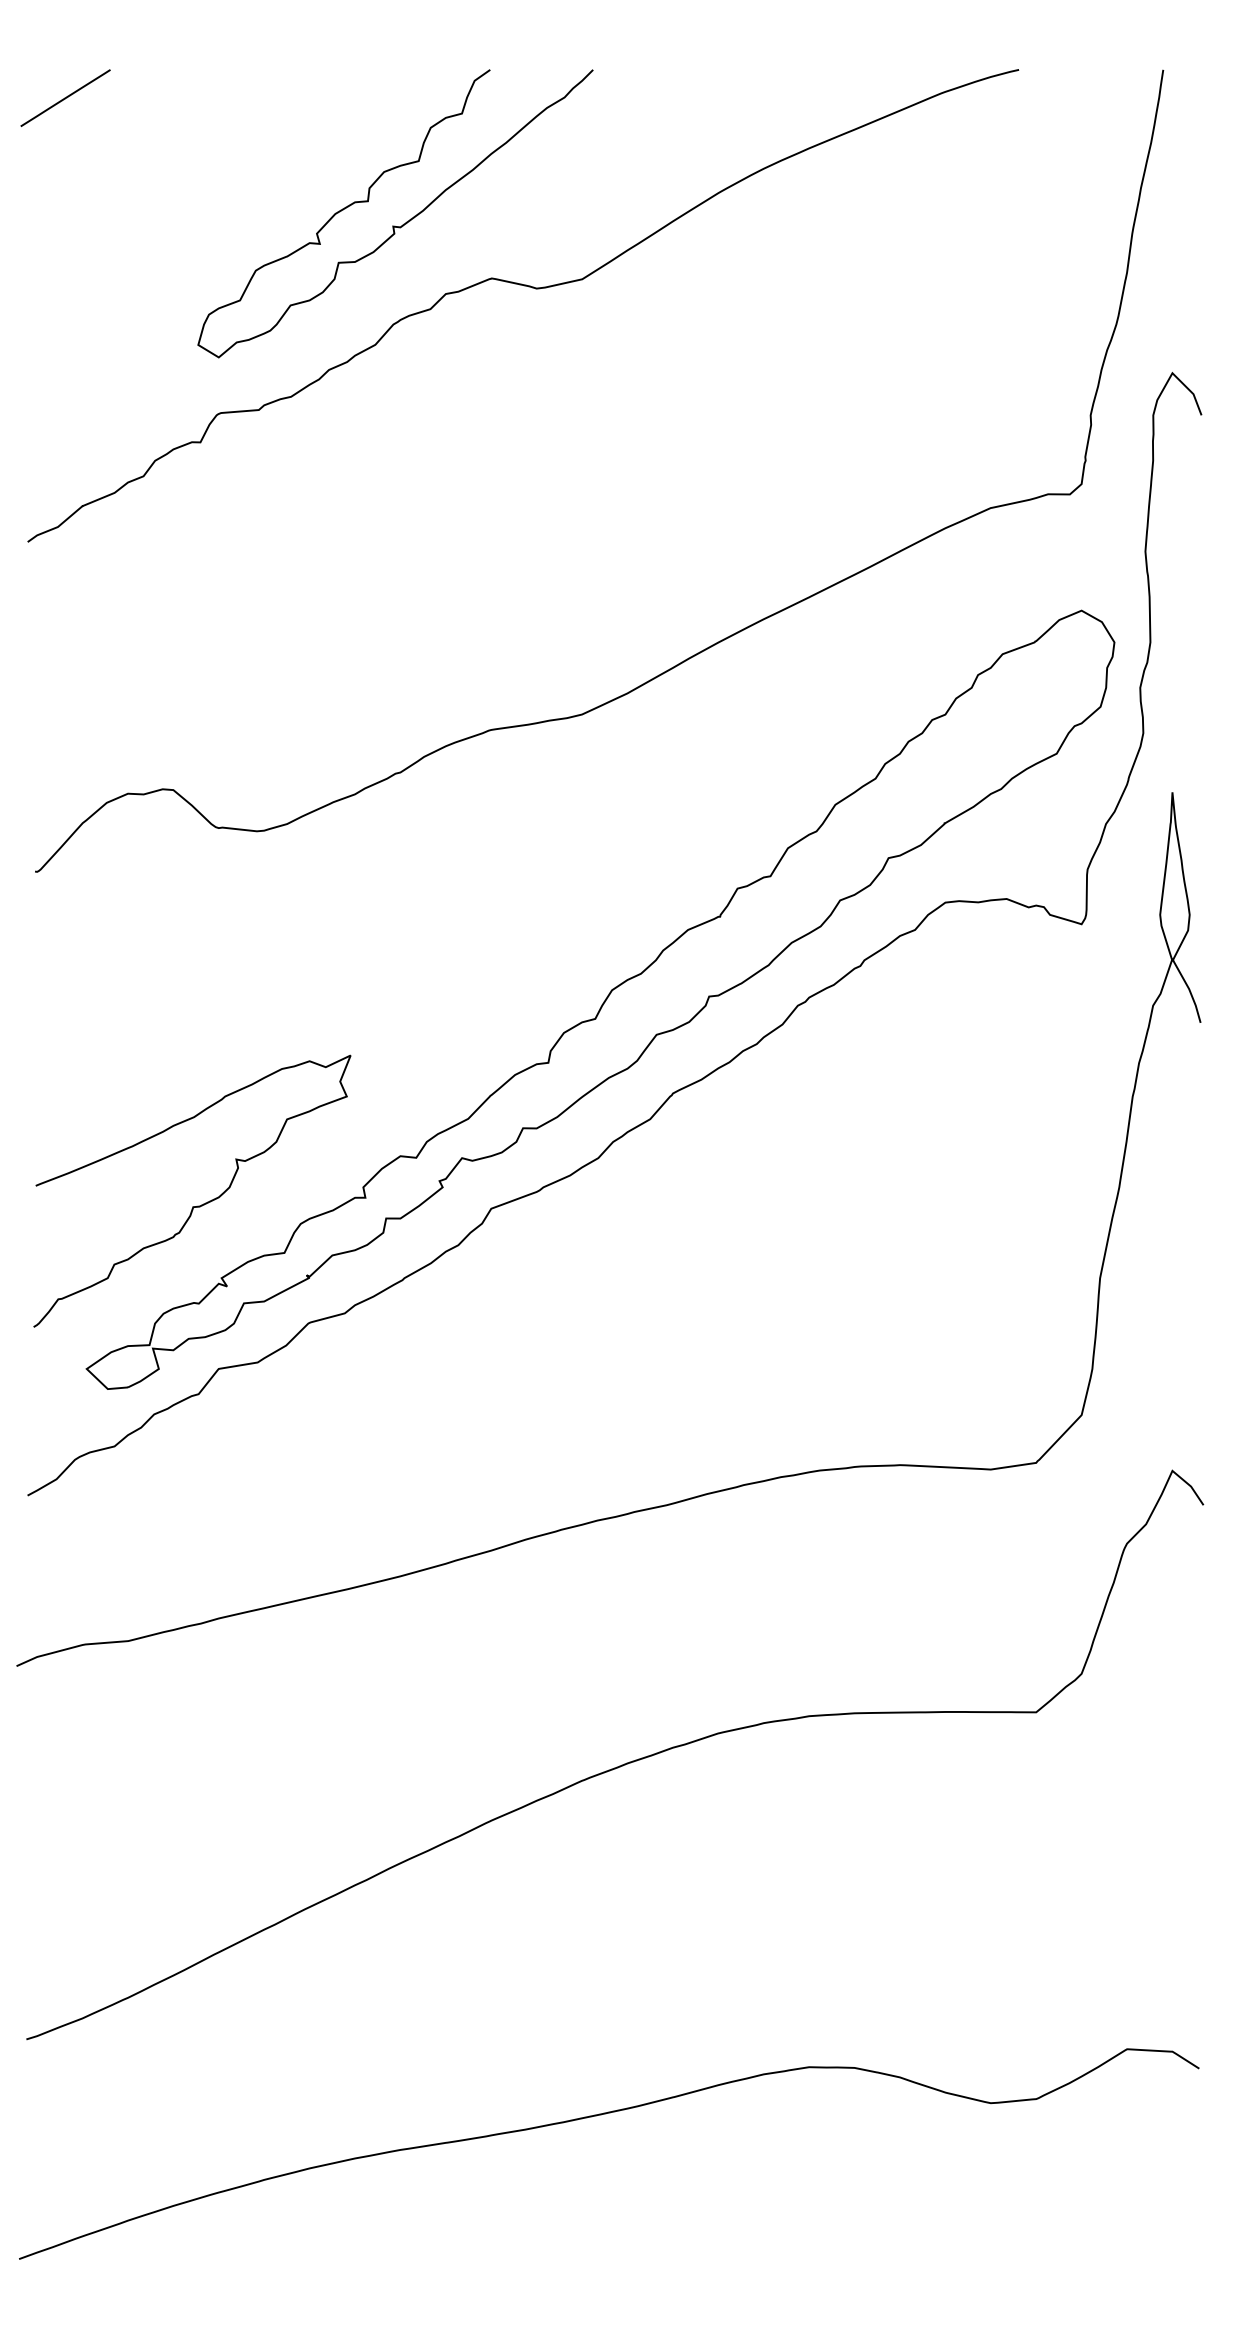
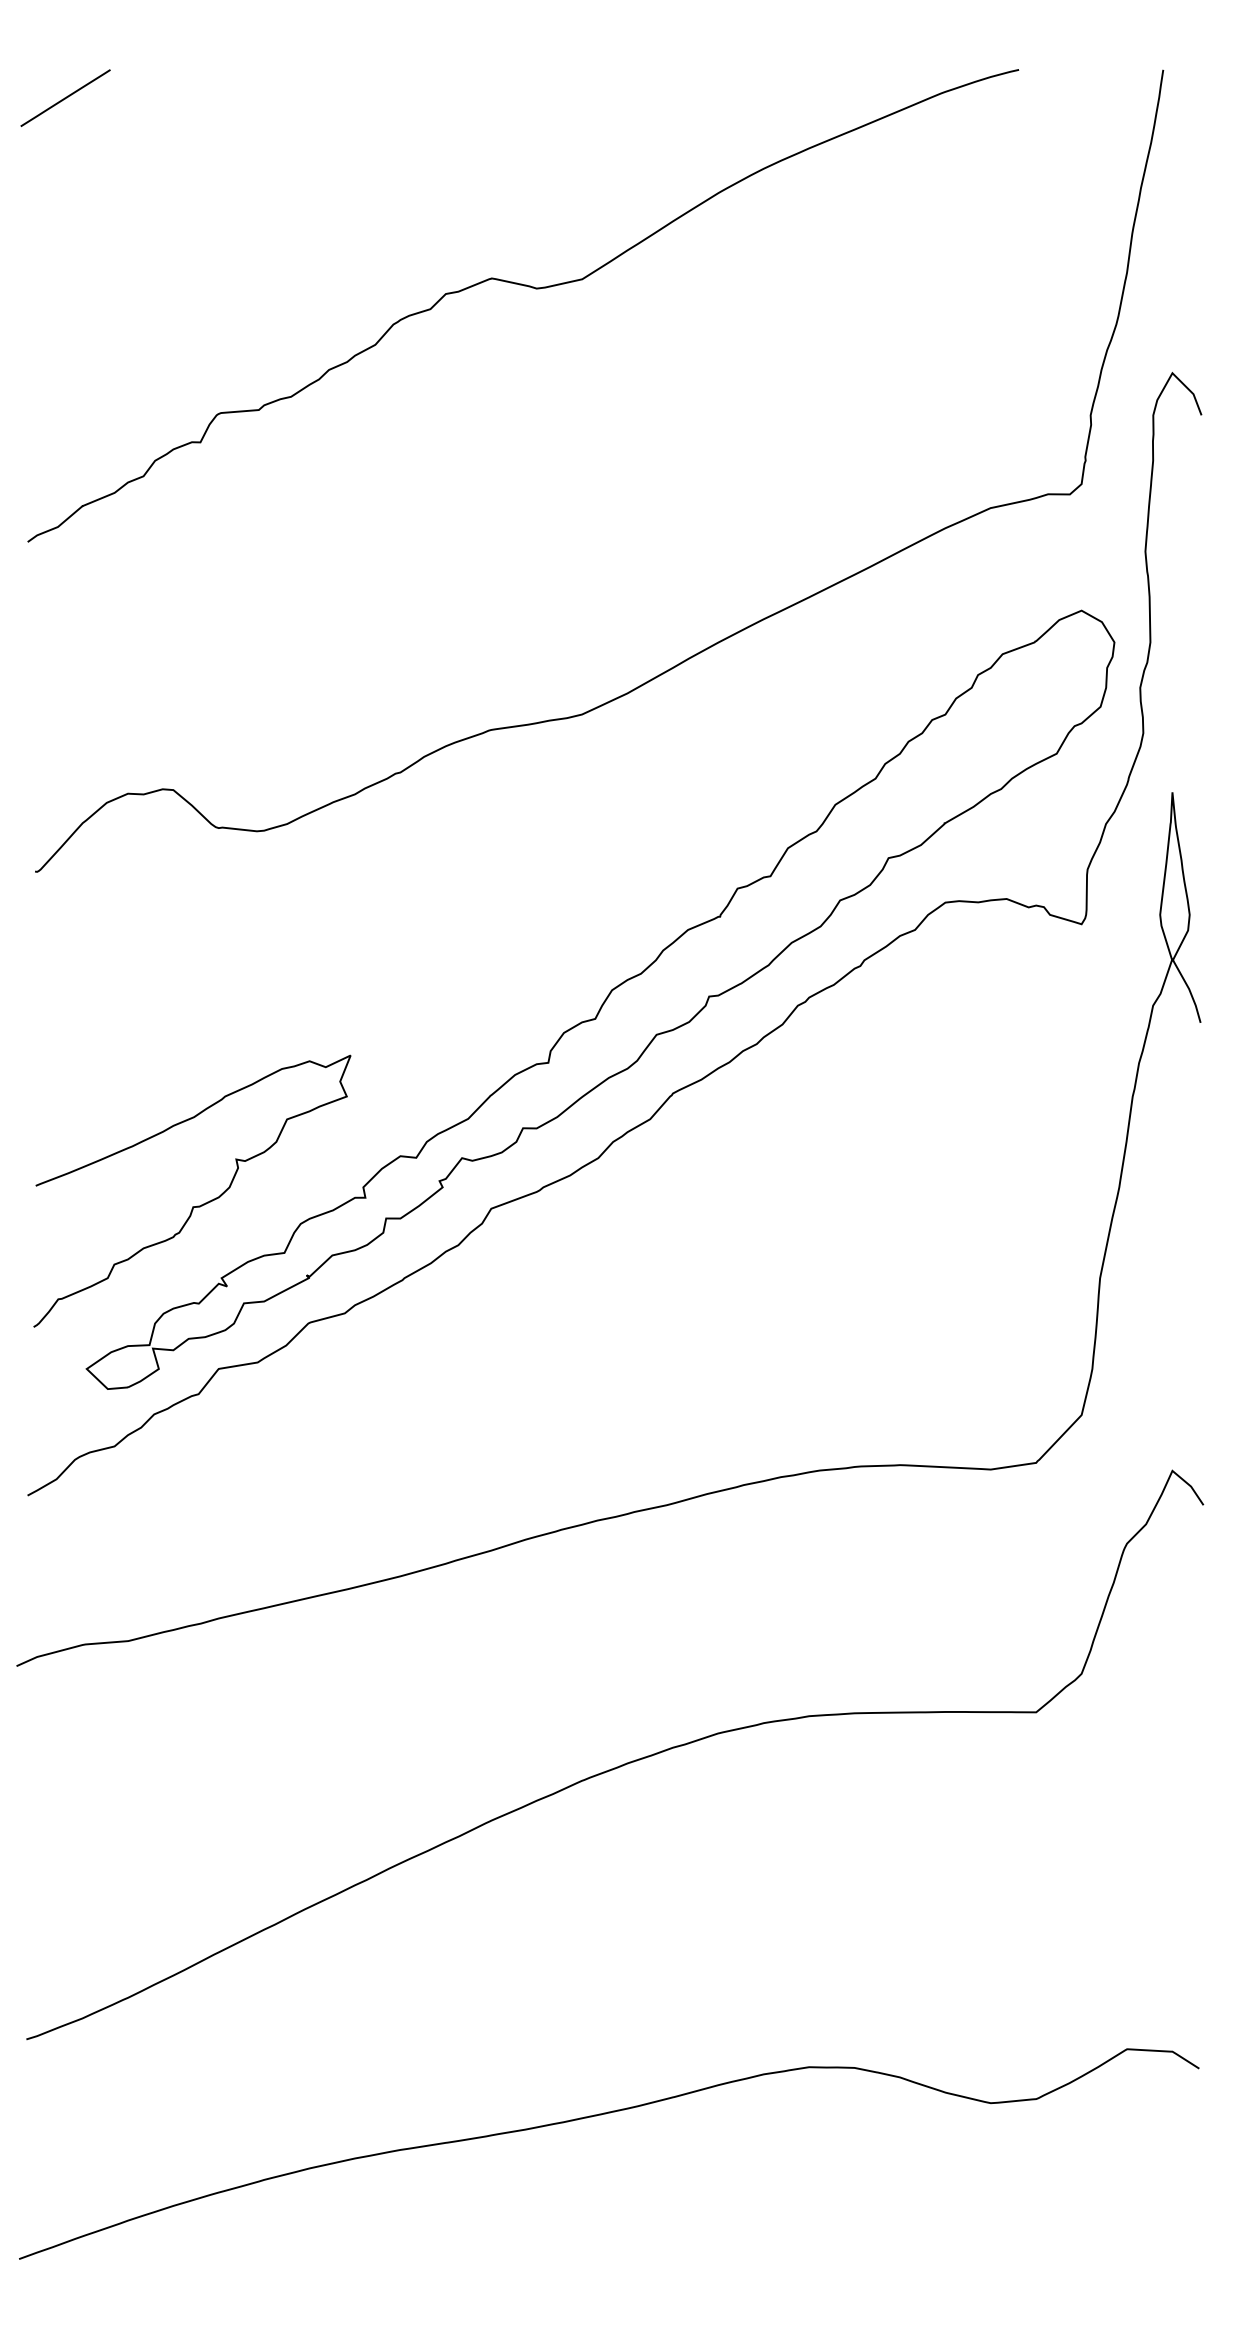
curve: present -> none (394, 225)
